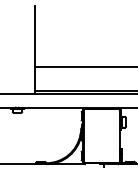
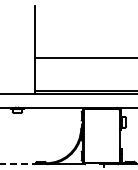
line position: (84, 67) -> (84, 58) (84, 58)
line: solid -> dashed (19, 164)
